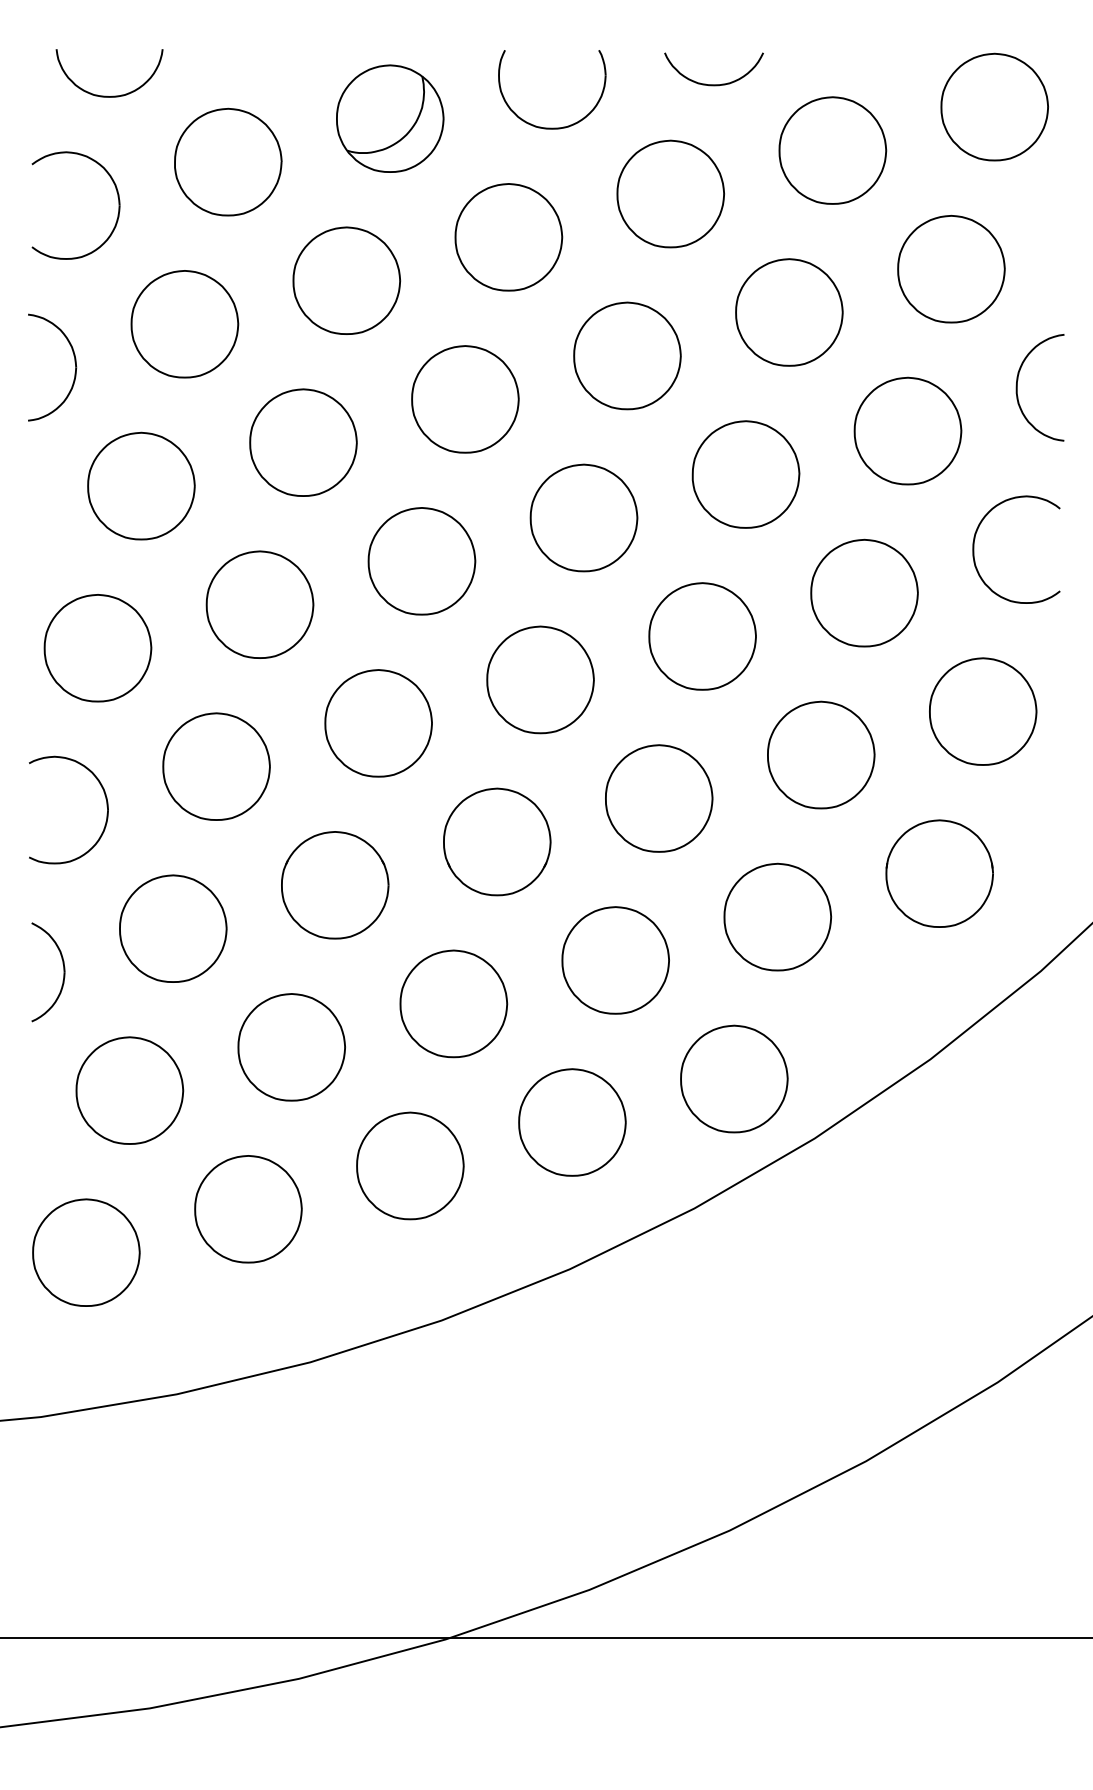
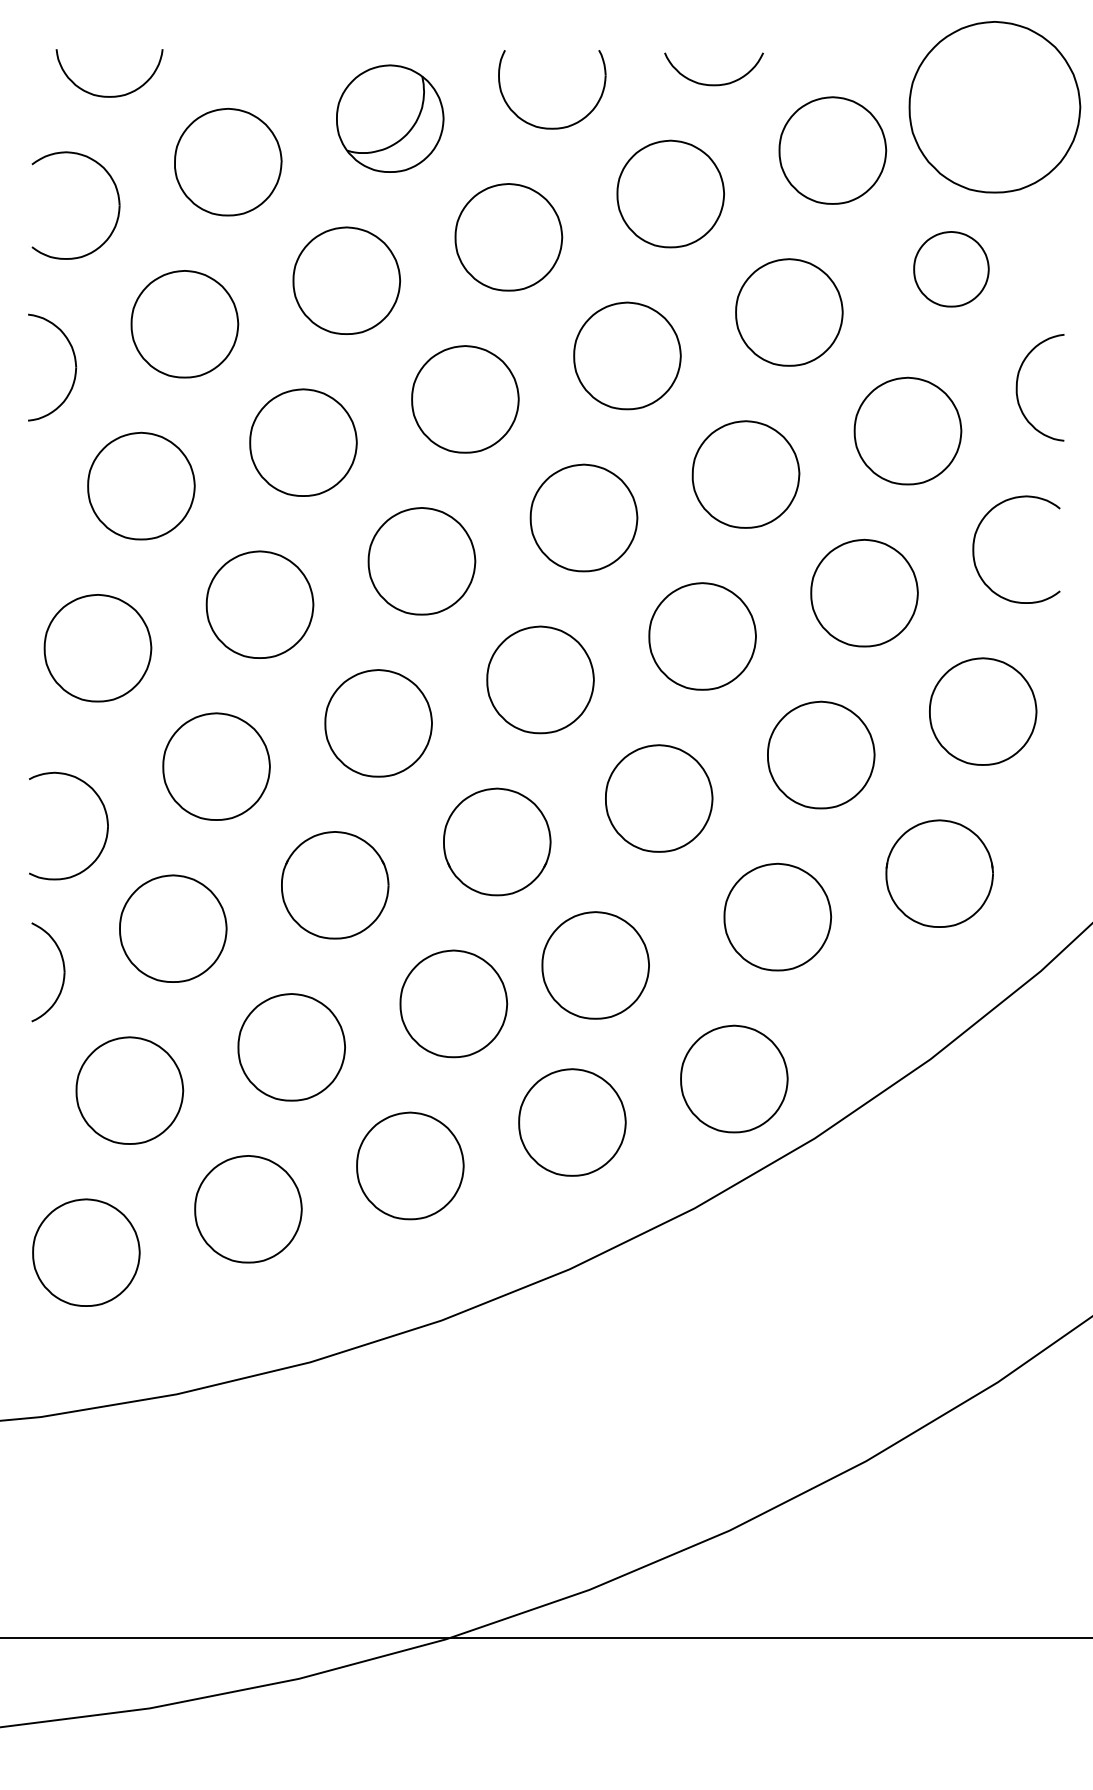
part size: 109x110 px -> 174x173 px (994, 107)
part size: 109x109 px -> 77x77 px (951, 269)
part position: (106, 806) -> (106, 822) (106, 822)
part position: (615, 960) -> (595, 965) (595, 965)
